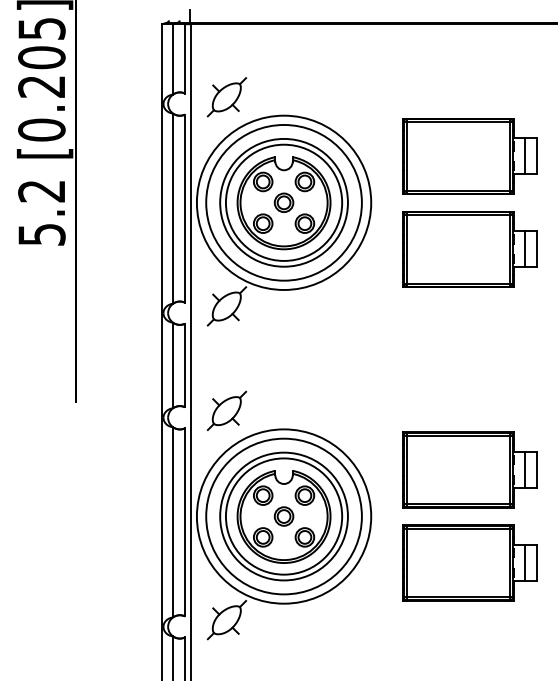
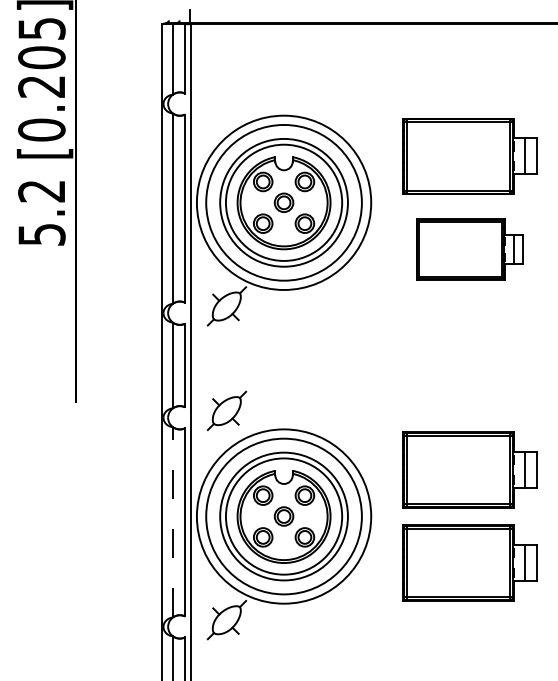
part: present -> none (226, 97)
part size: 136x77 px -> 108x63 px (469, 249)
line: solid -> dashed (172, 521)
